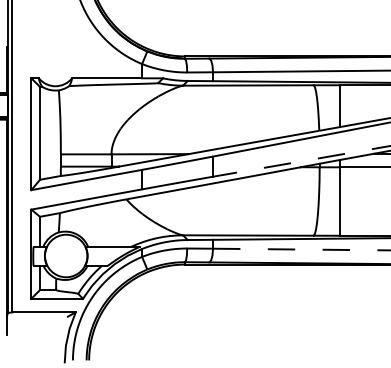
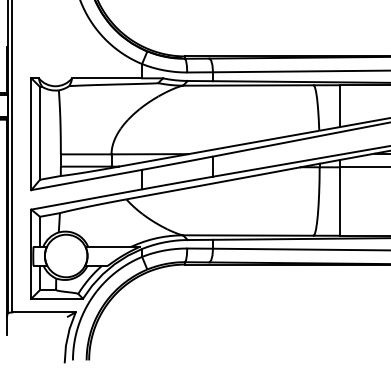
line: dashed -> solid (301, 161)
line: dashed -> solid (301, 249)
